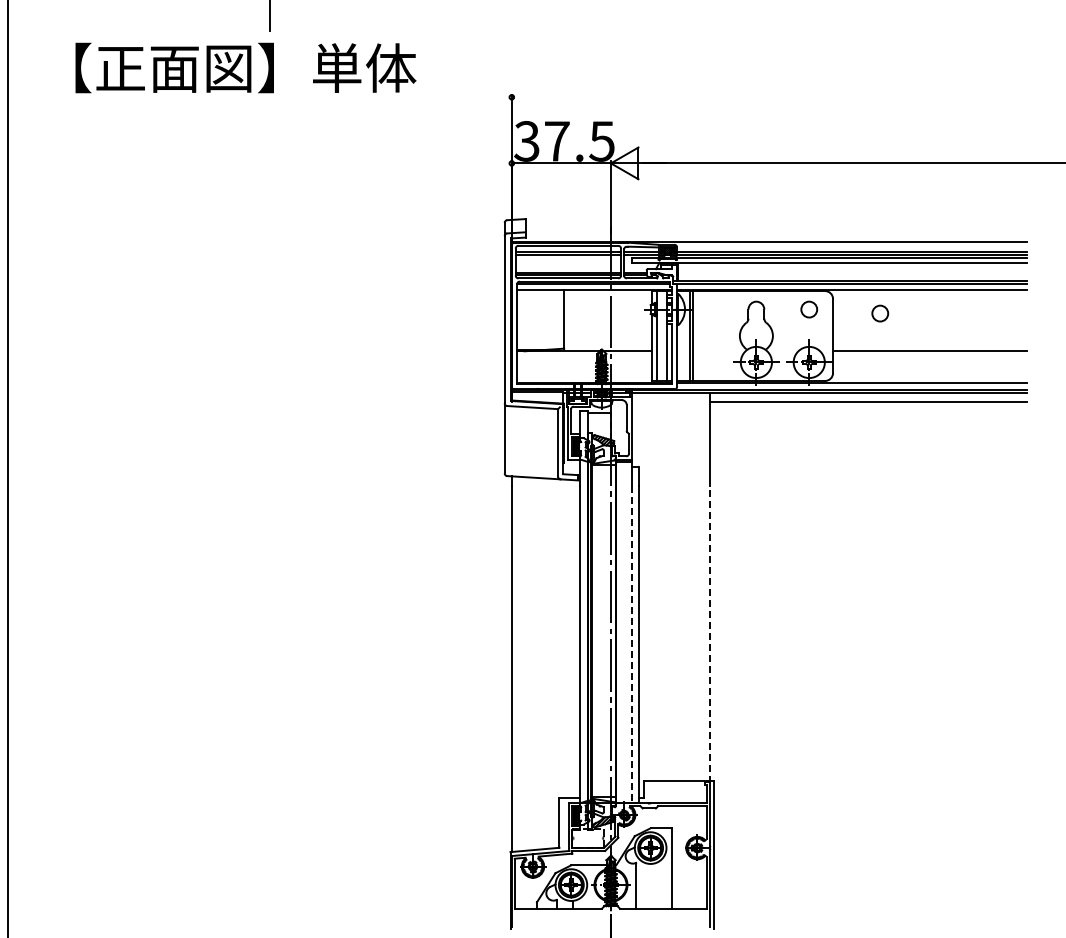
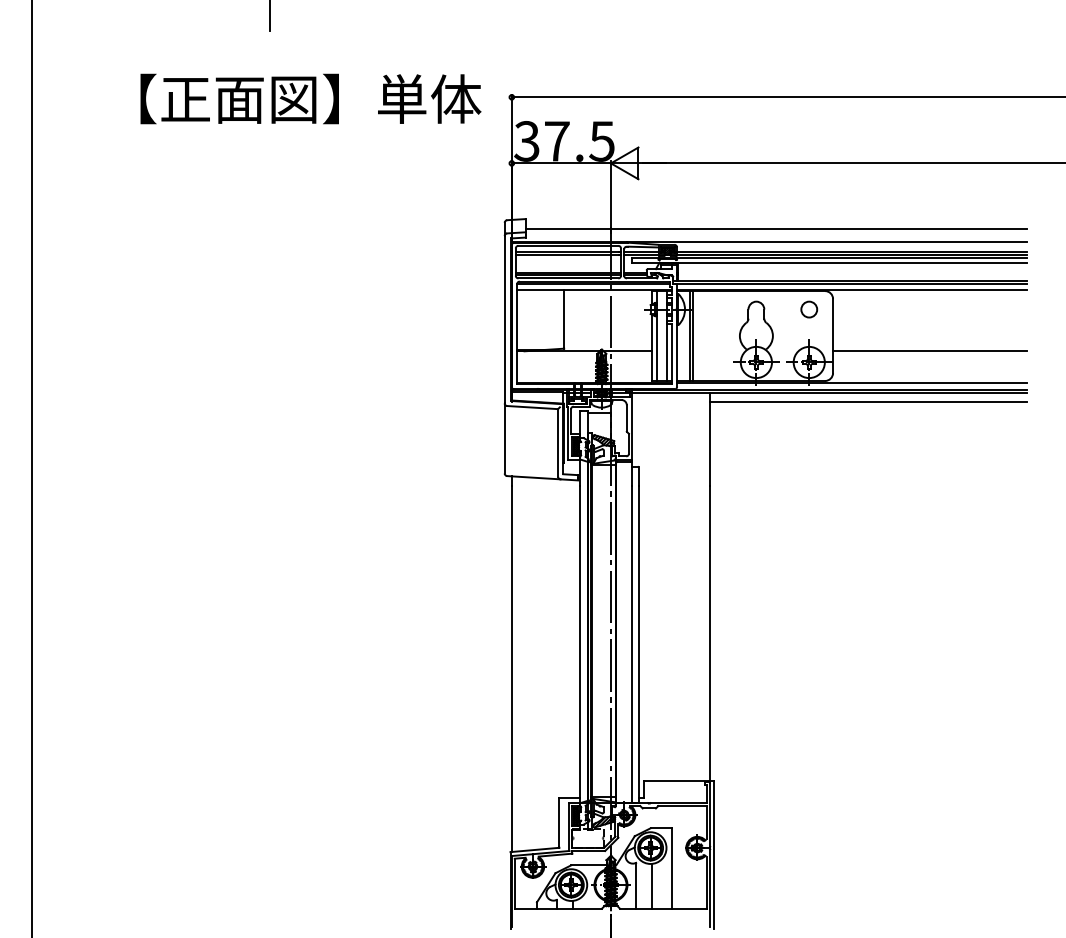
text position: (245, 67) -> (310, 98) (310, 98)
line: none -> present (786, 97)
line: none -> present (776, 229)
circle: present -> none (880, 313)
line position: (7, 468) -> (31, 468) (31, 468)
line: dashed -> solid (710, 633)
line: dashed -> solid (632, 644)
line: none -> present (651, 885)
